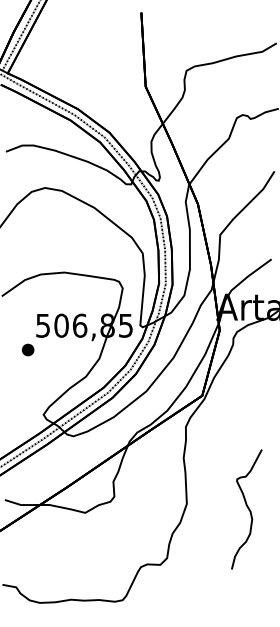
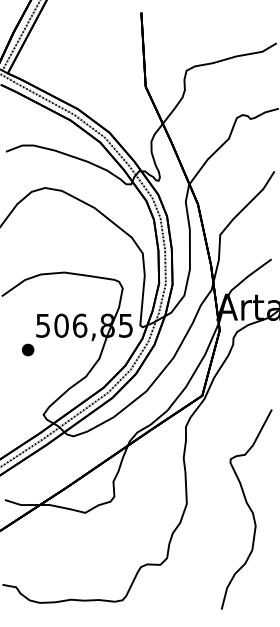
part size: 32x121 px -> 52x201 px (246, 509)
